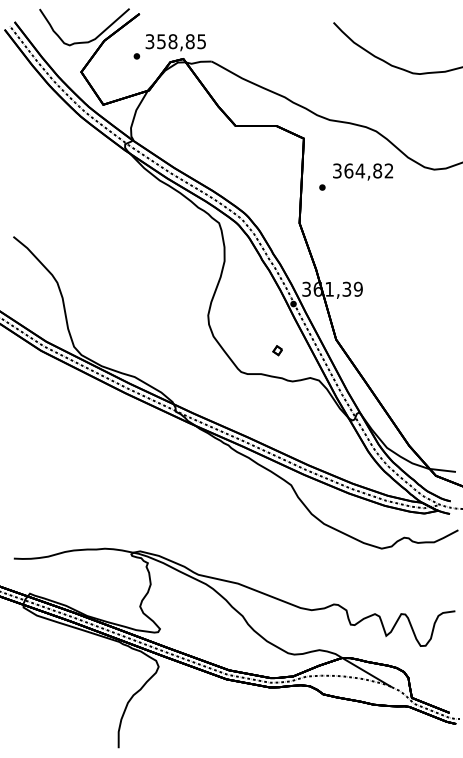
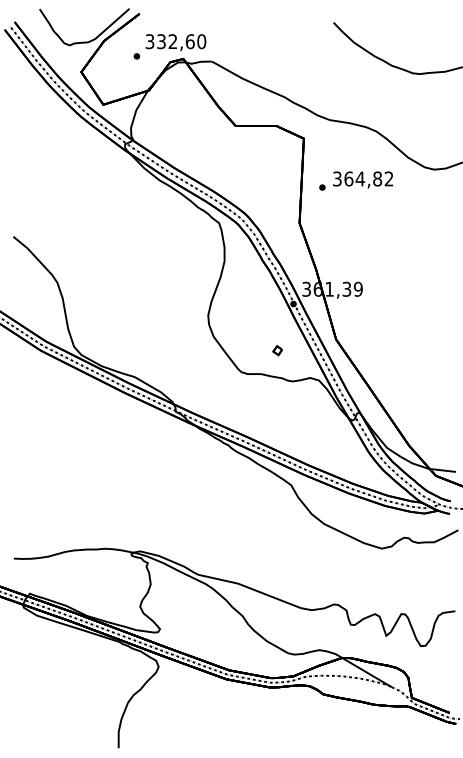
text: 358,85 -> 332,60 (181, 41)
text position: (363, 171) -> (363, 179) (363, 179)
